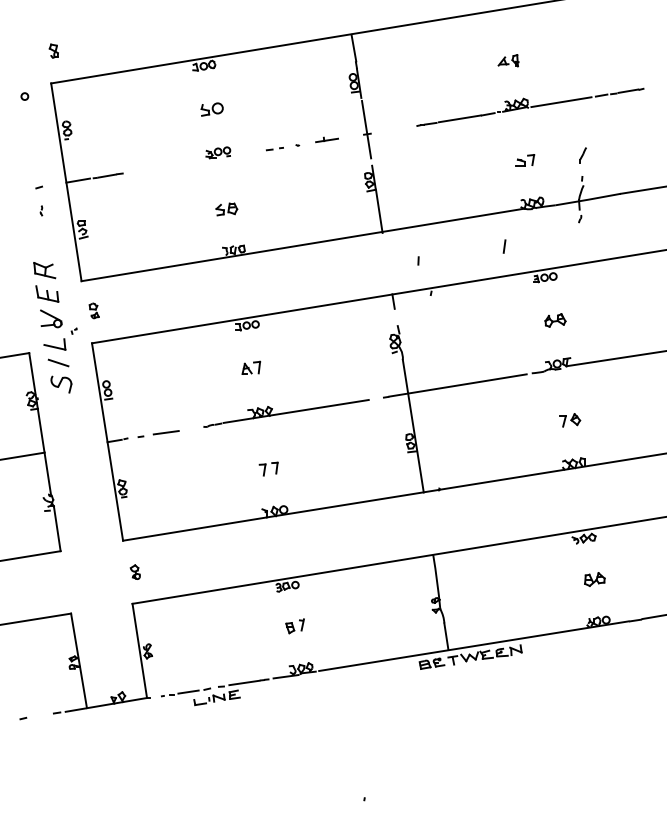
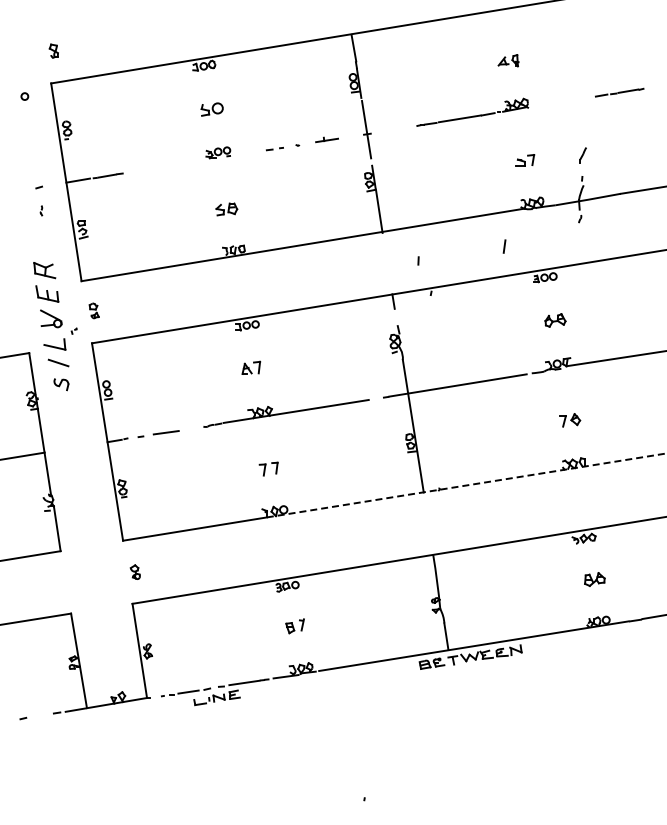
line: present -> none (561, 102)
part size: 23x19 px -> 17x14 px (61, 384)
line: solid -> dashed (467, 485)
